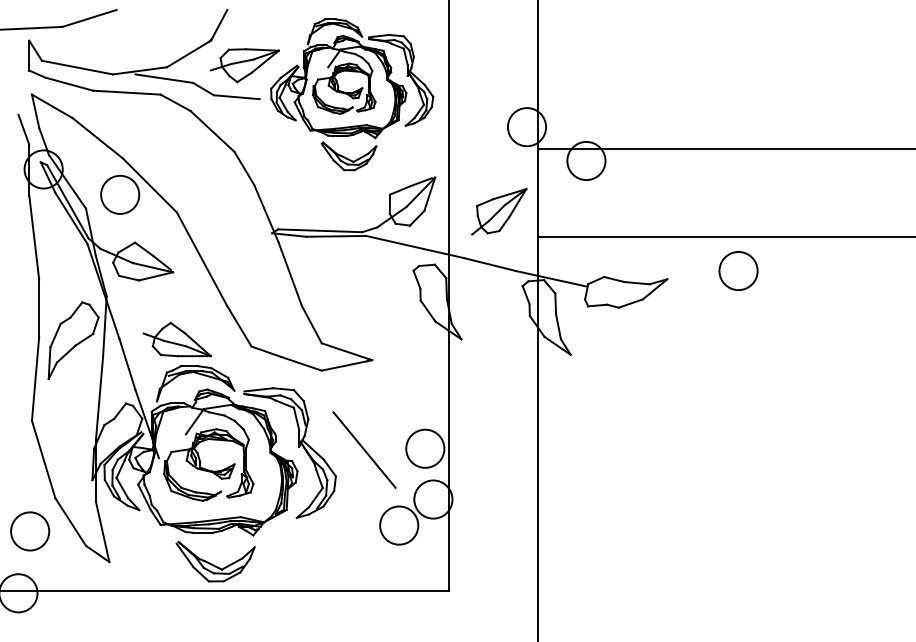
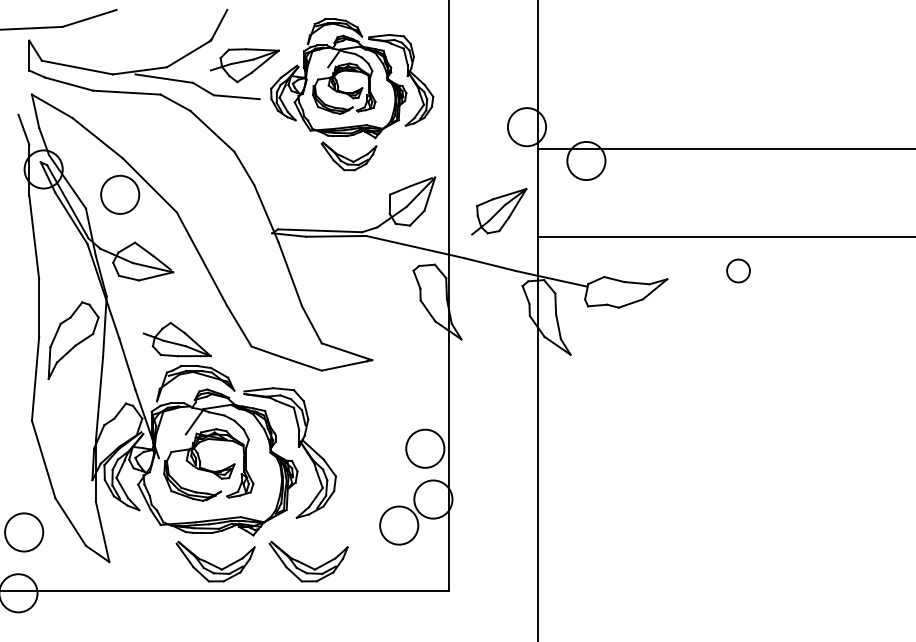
circle size: 41x40 px -> 25x26 px (738, 270)
line: present -> none (364, 449)
circle position: (30, 531) -> (24, 532) (24, 532)
part: none -> present (308, 561)
